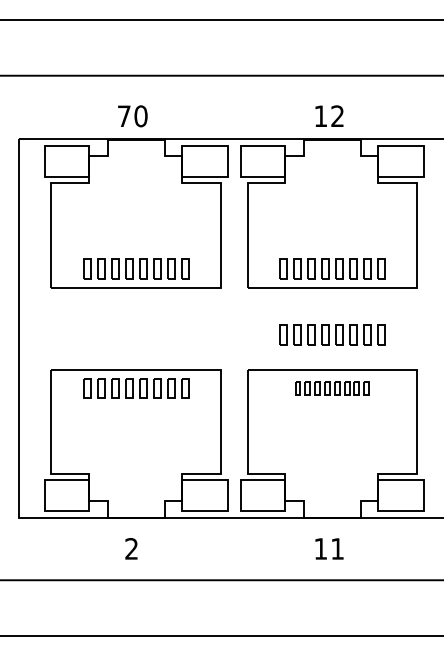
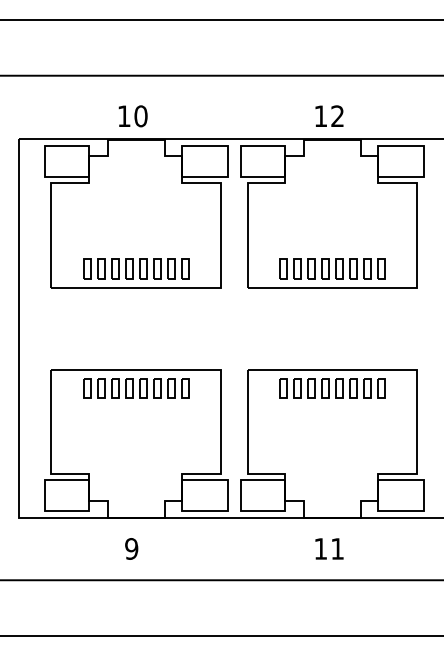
text: 70 -> 10 (124, 115)
part: present -> none (332, 334)
part size: 75x15 px -> 107x21 px (332, 388)
text: 2 -> 9 (131, 548)
